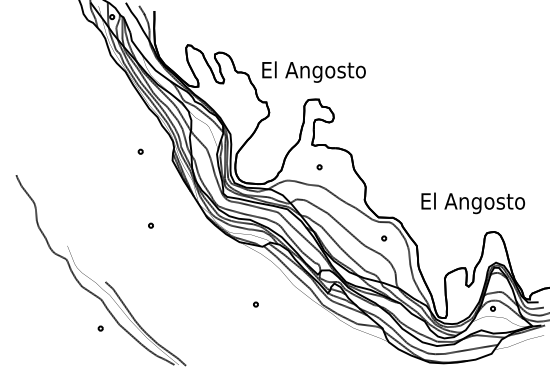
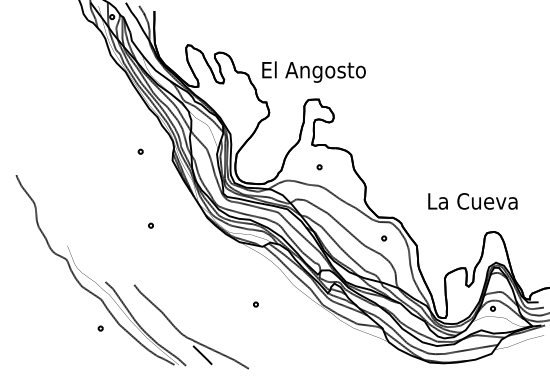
text: El Angosto -> La Cueva (473, 203)
part: none -> present (184, 334)
